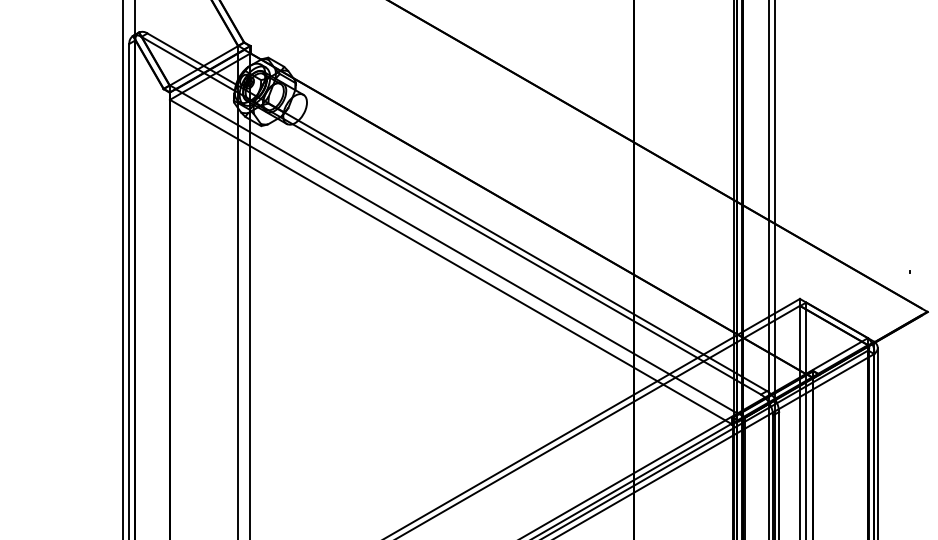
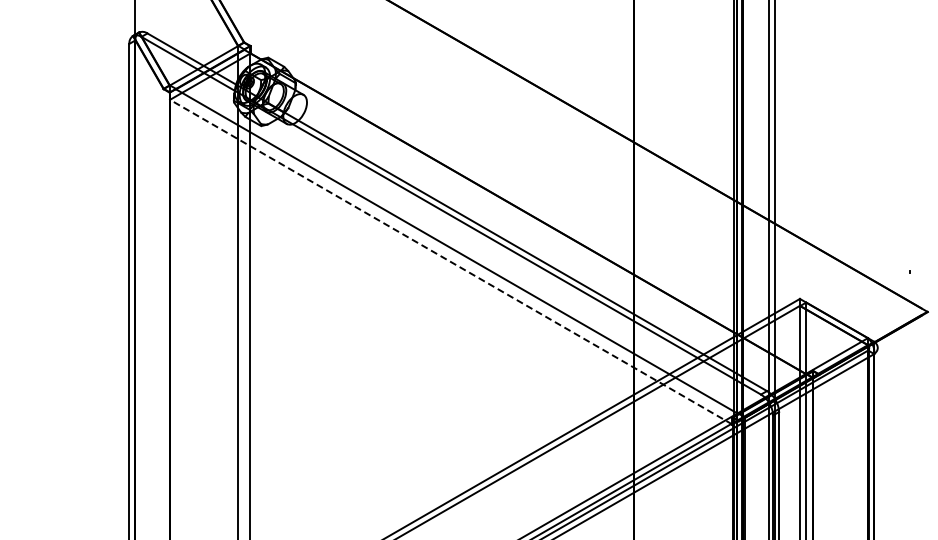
line: solid -> dashed (451, 262)
line: present -> none (123, 269)
line: present -> none (877, 441)
